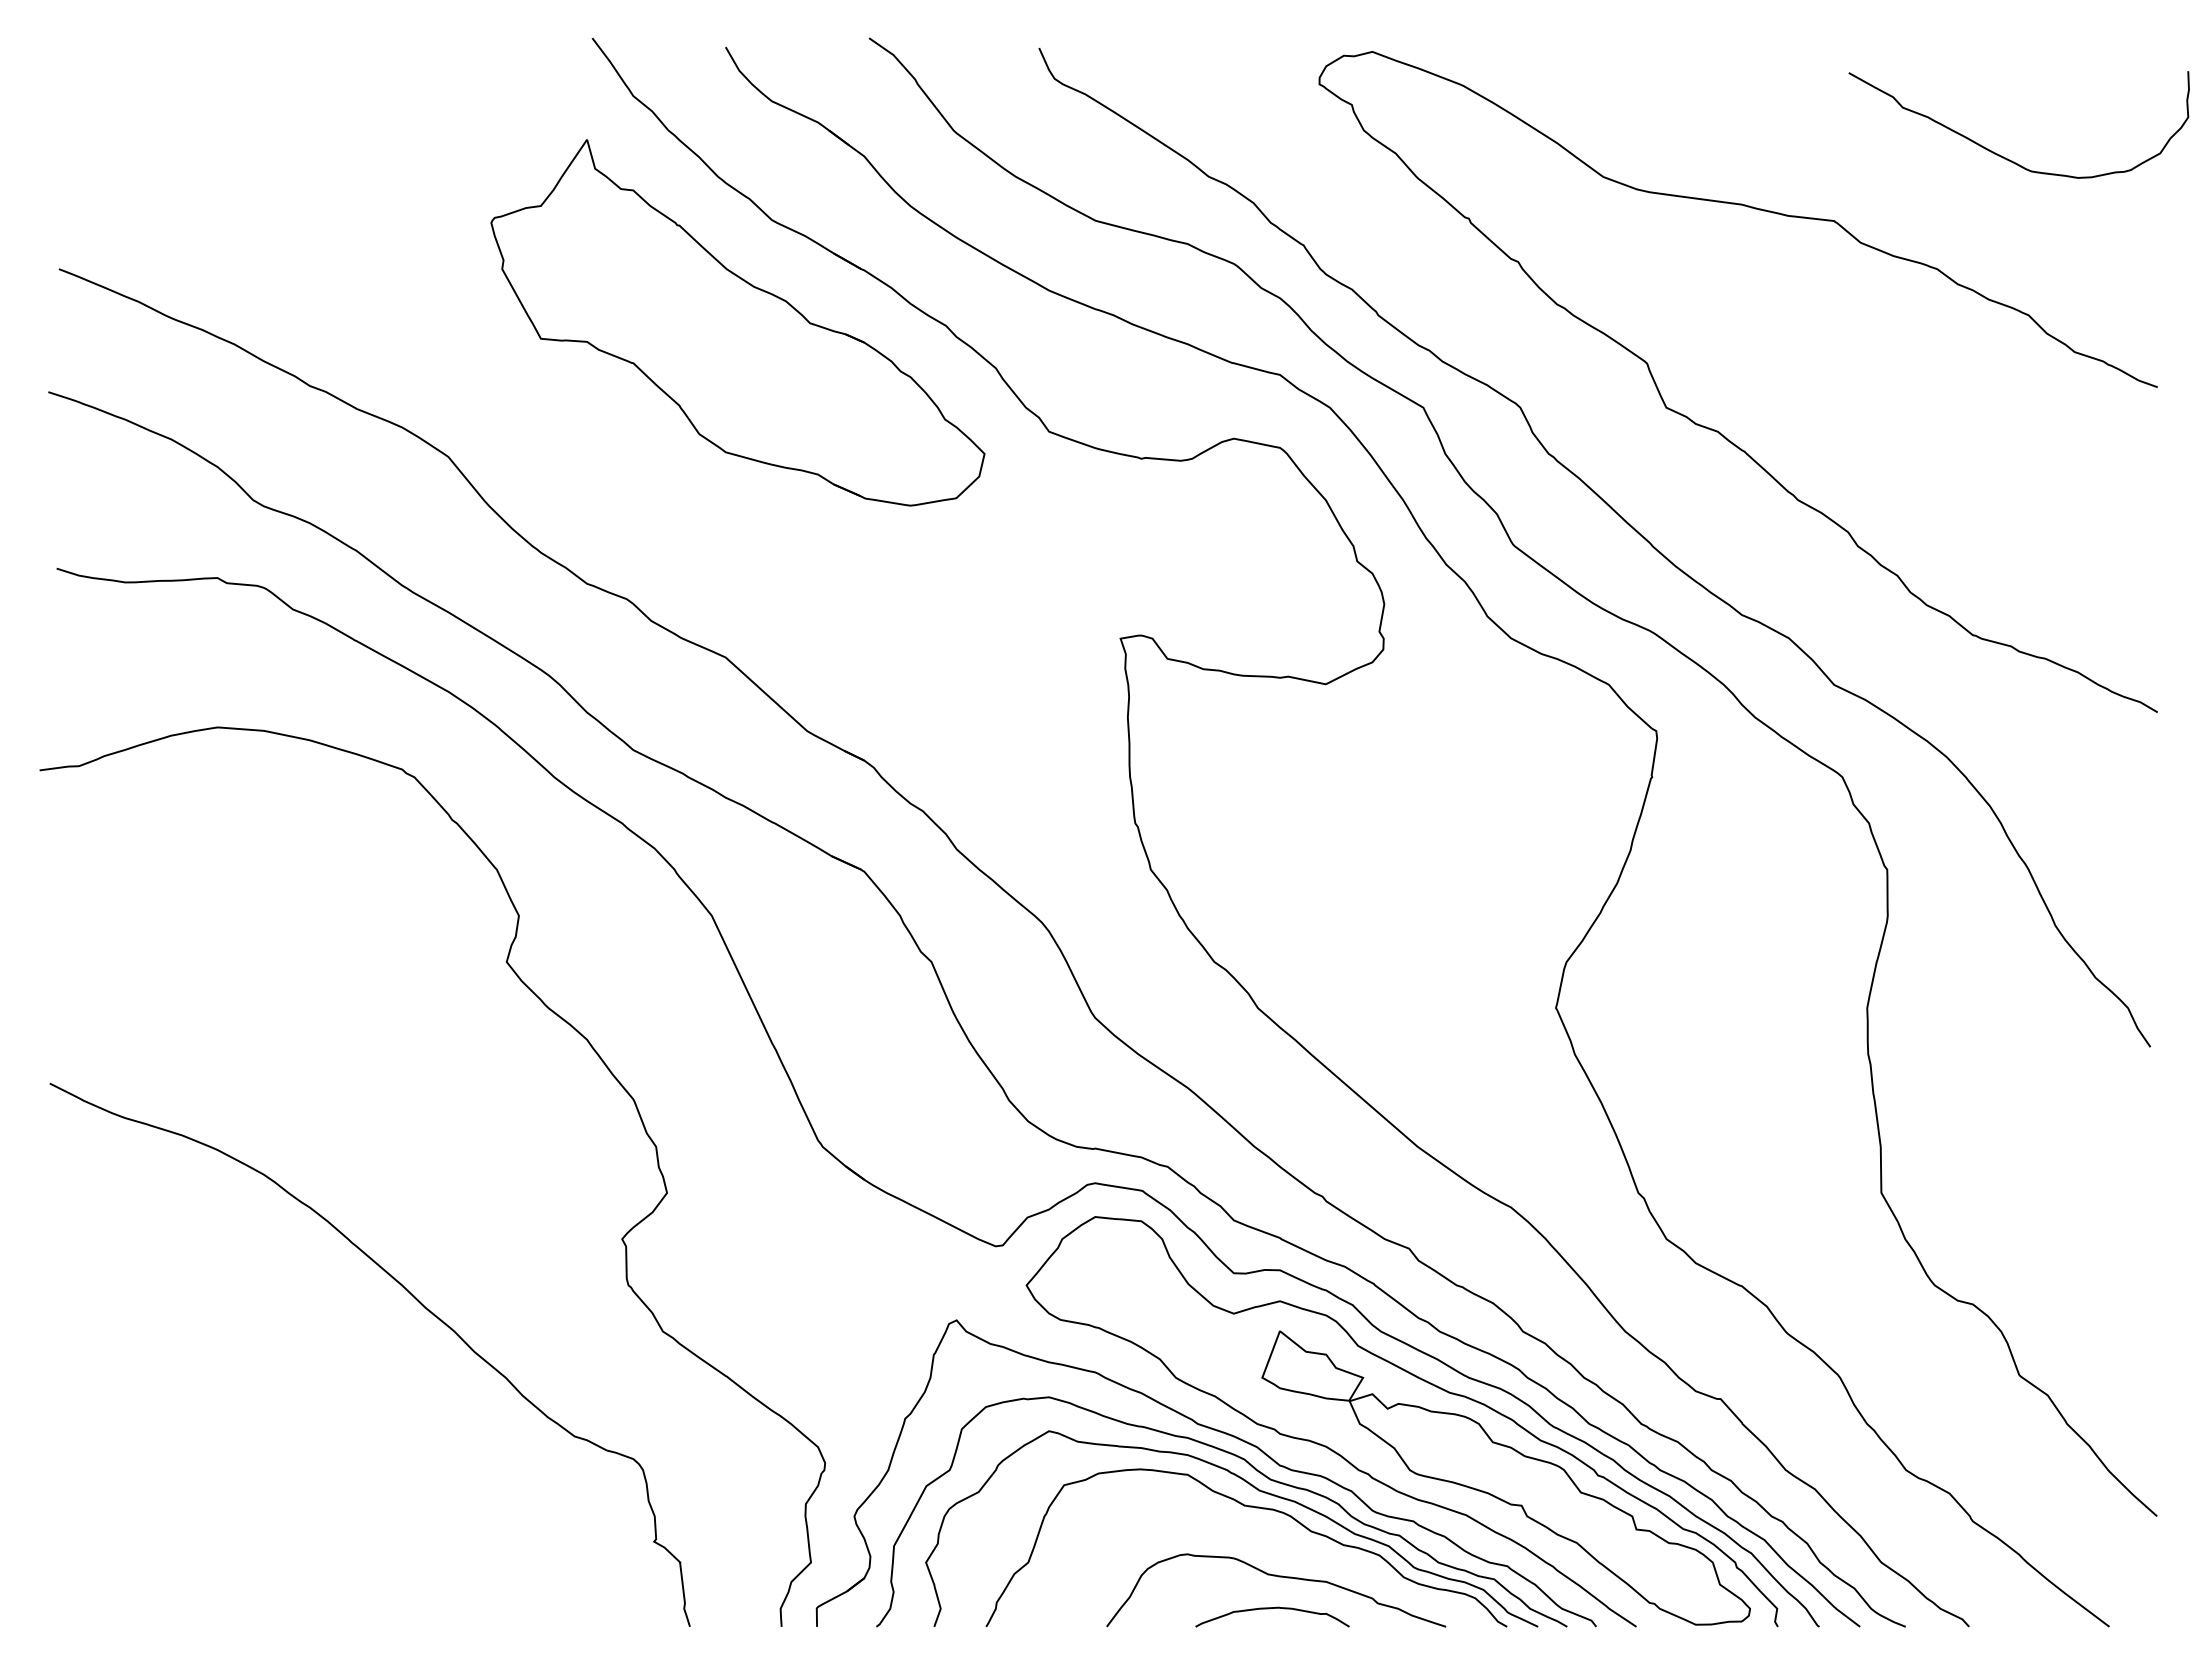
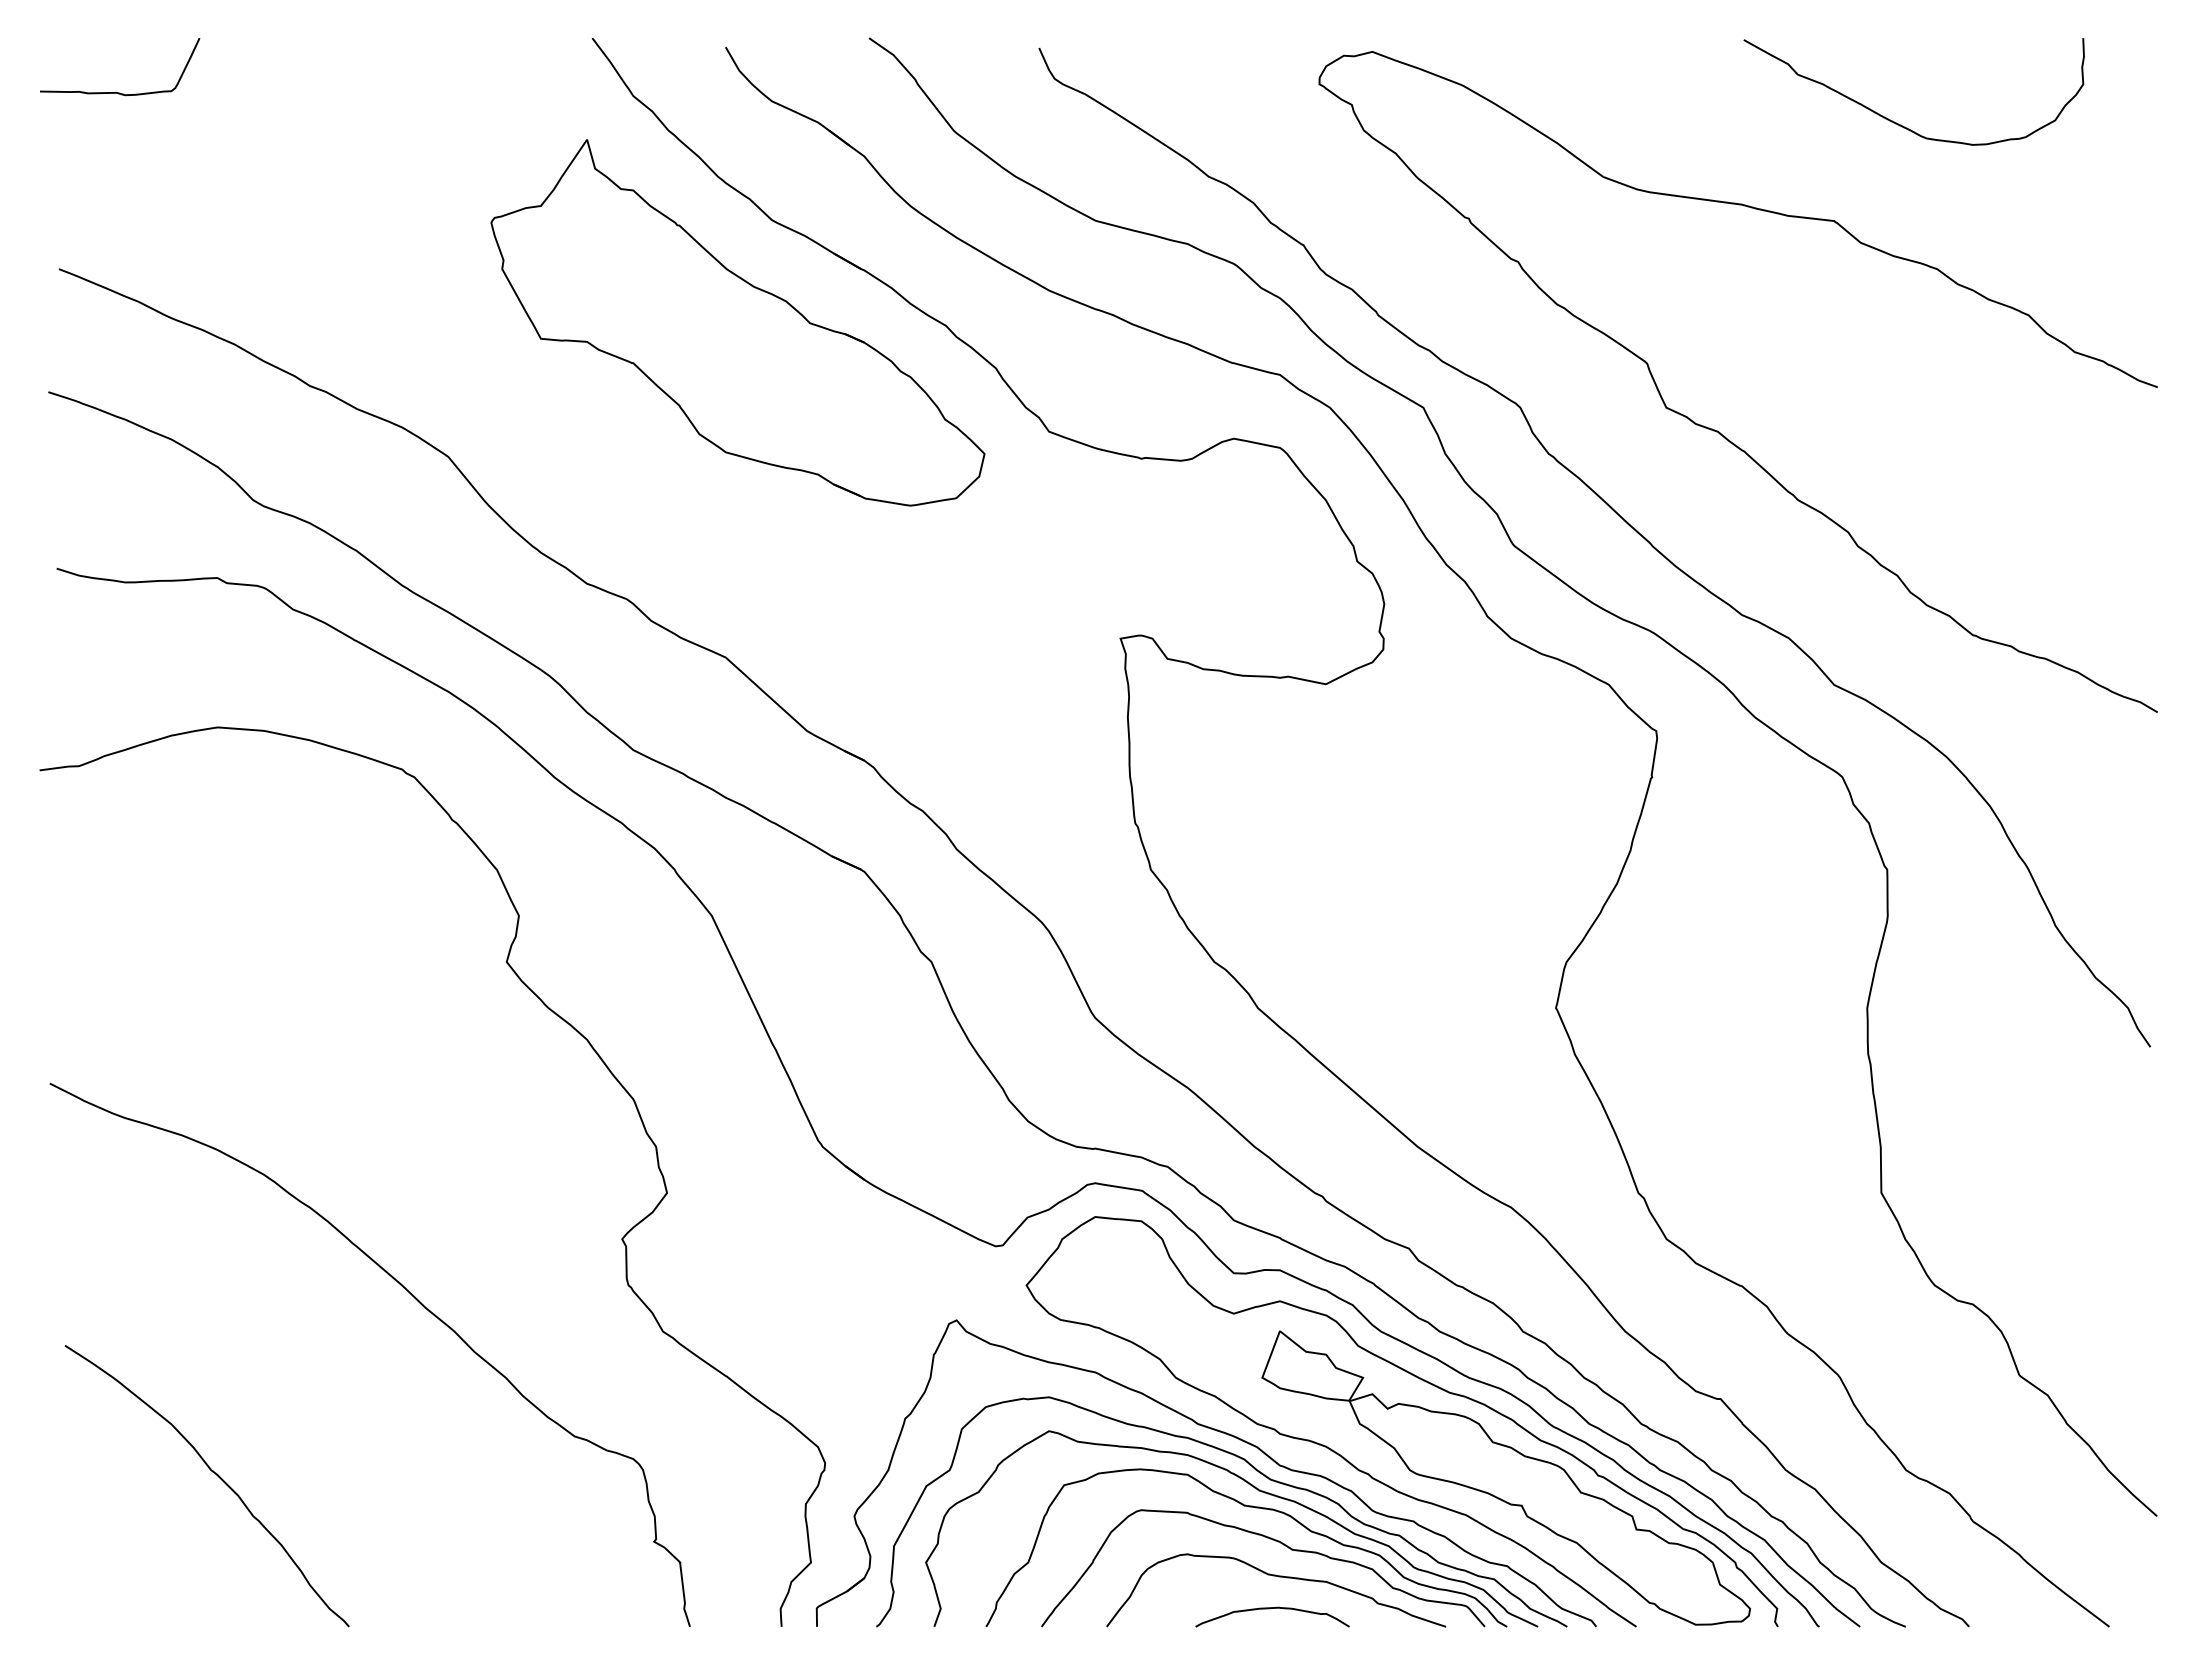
curve: none -> present (119, 92)
curve position: (2003, 156) -> (1898, 123) (1898, 123)
curve: none -> present (213, 1473)
curve: none -> present (1272, 1540)
